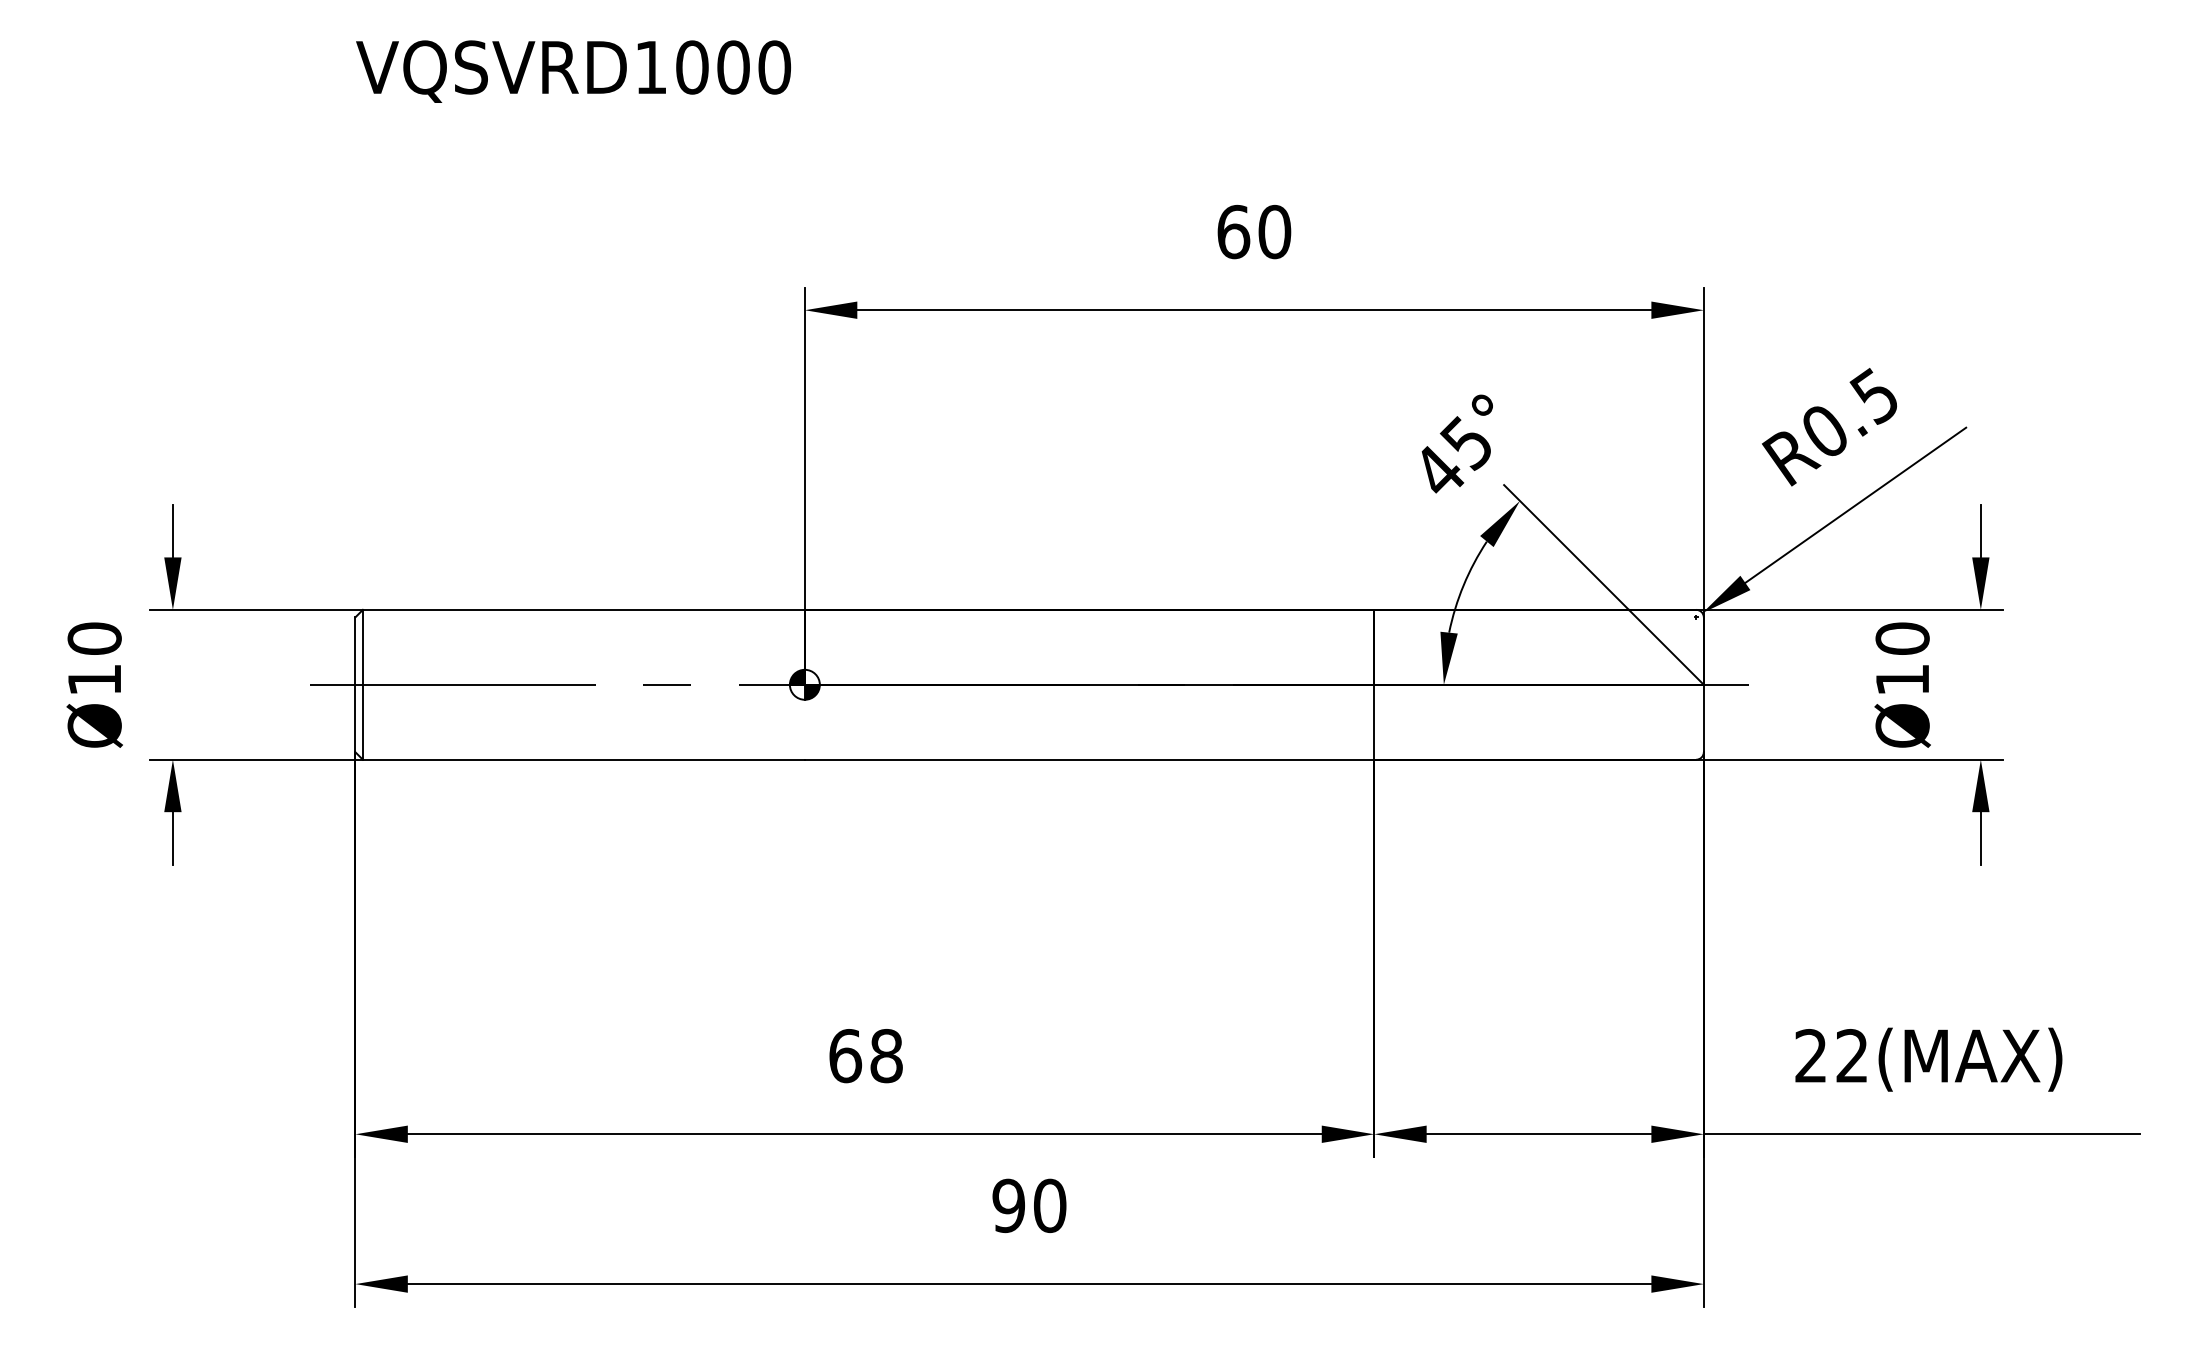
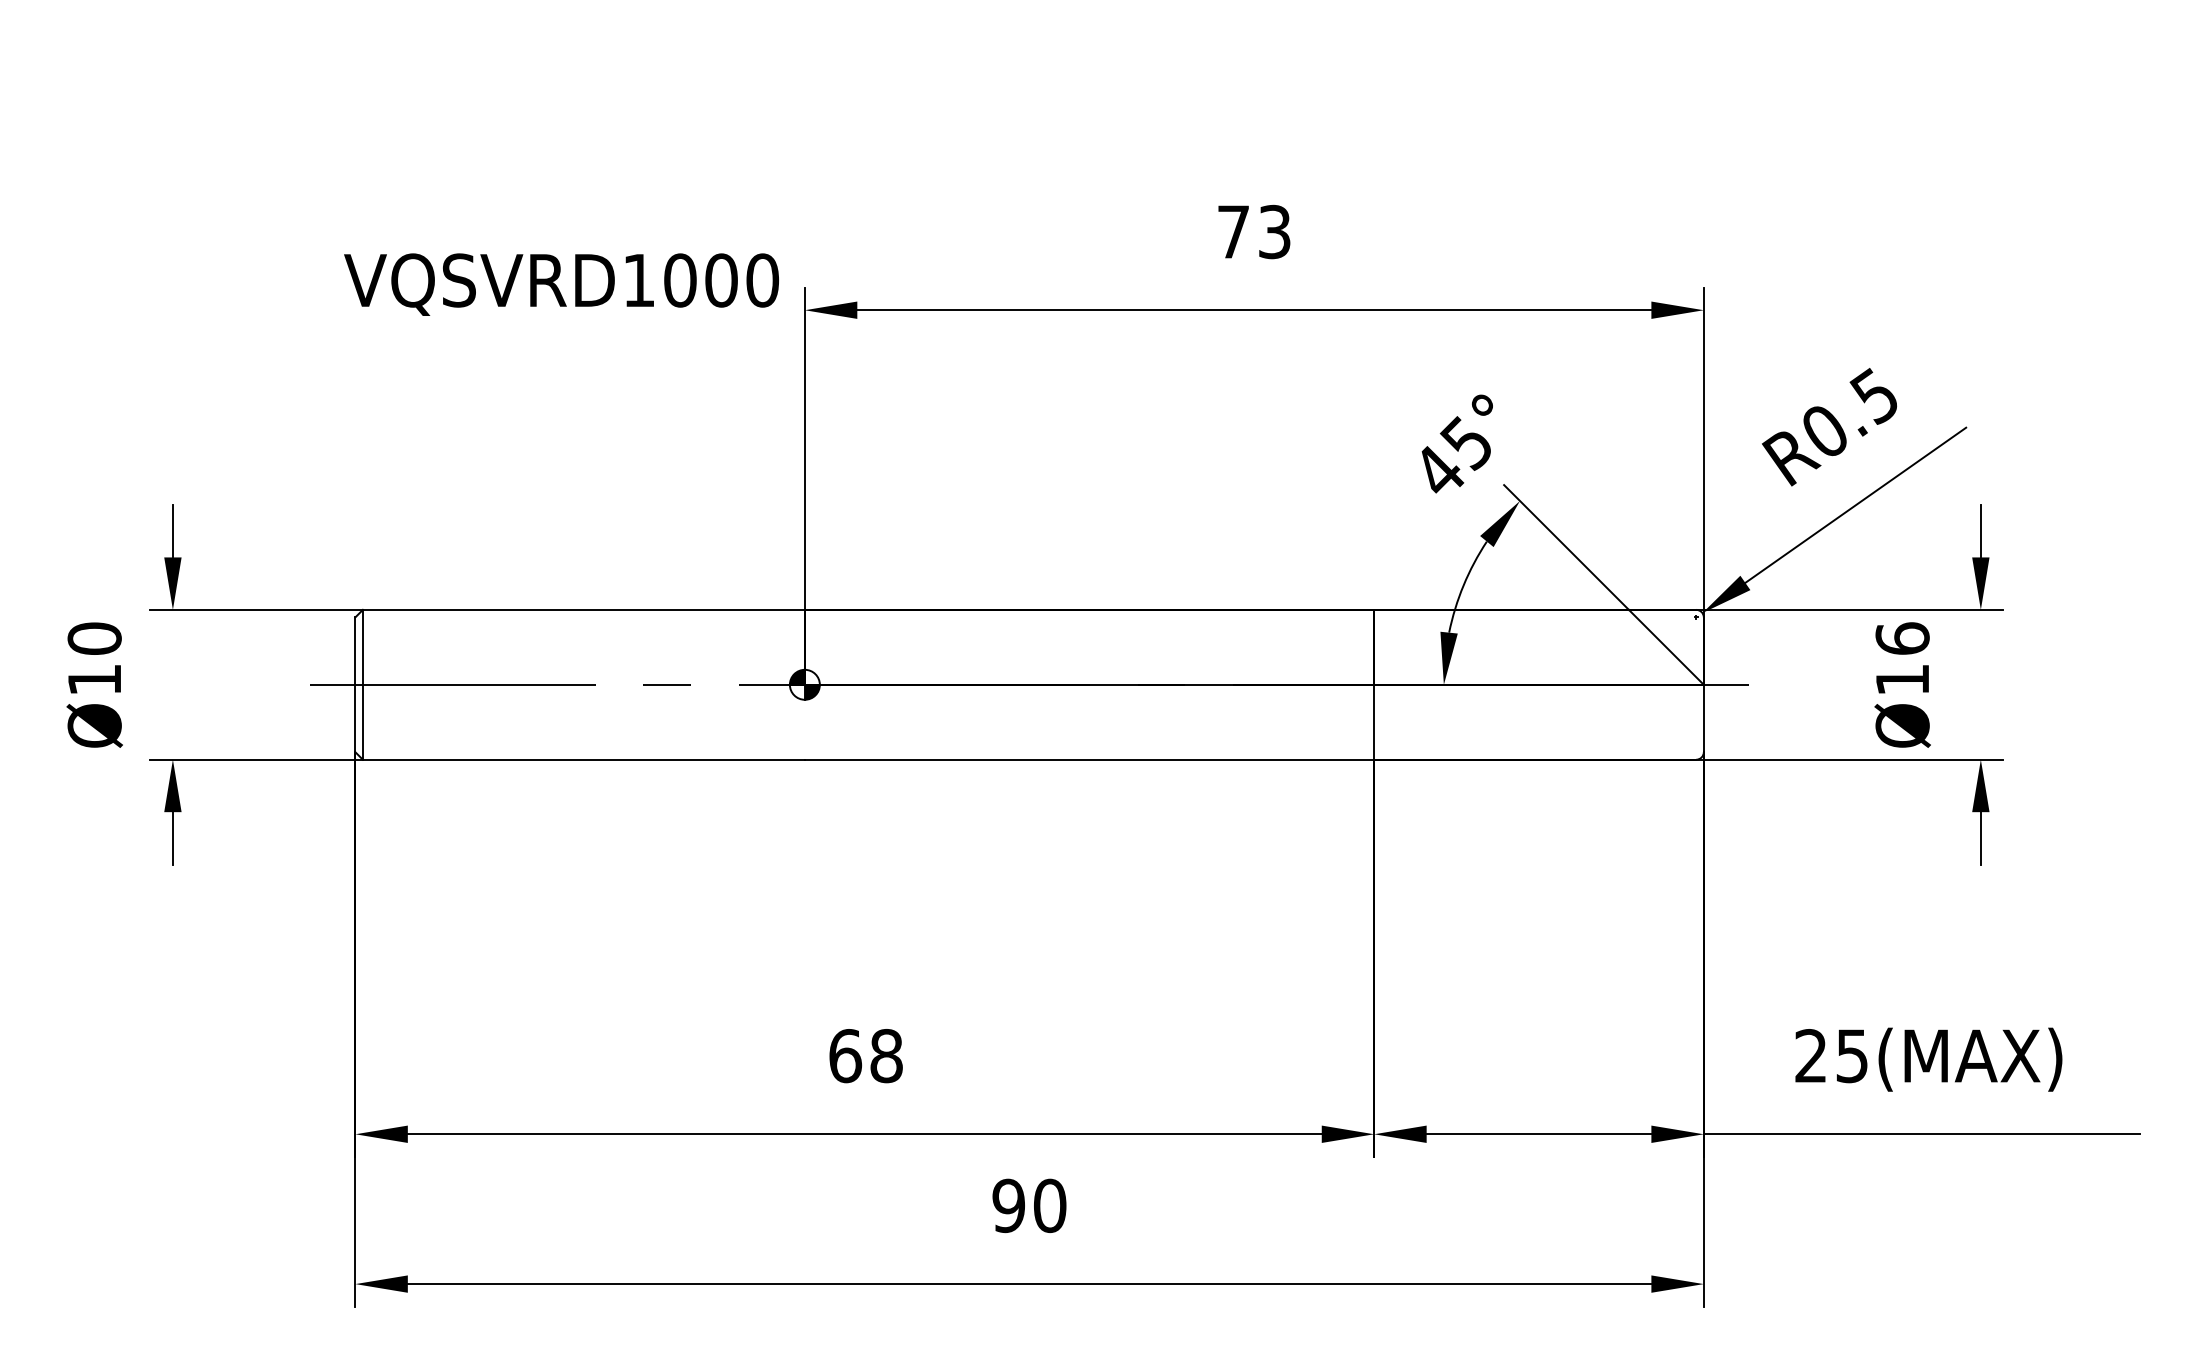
text position: (573, 71) -> (561, 284) (561, 284)
text: 60 -> 73 (1254, 231)
text: Ø10 -> Ø16 (1902, 638)
text: 22(MAX) -> 25(MAX) (1851, 1056)
